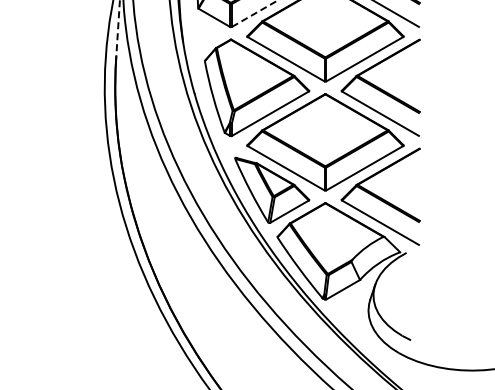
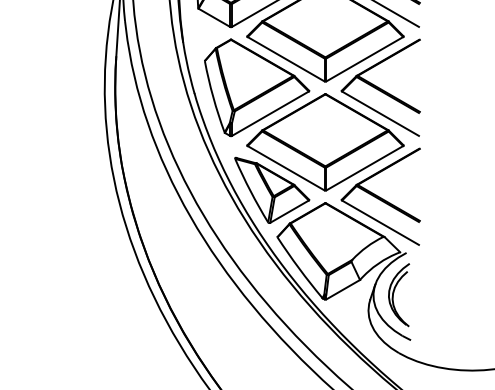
line: dashed -> solid (255, 13)
line: dashed -> solid (117, 30)
part: none -> present (398, 295)
